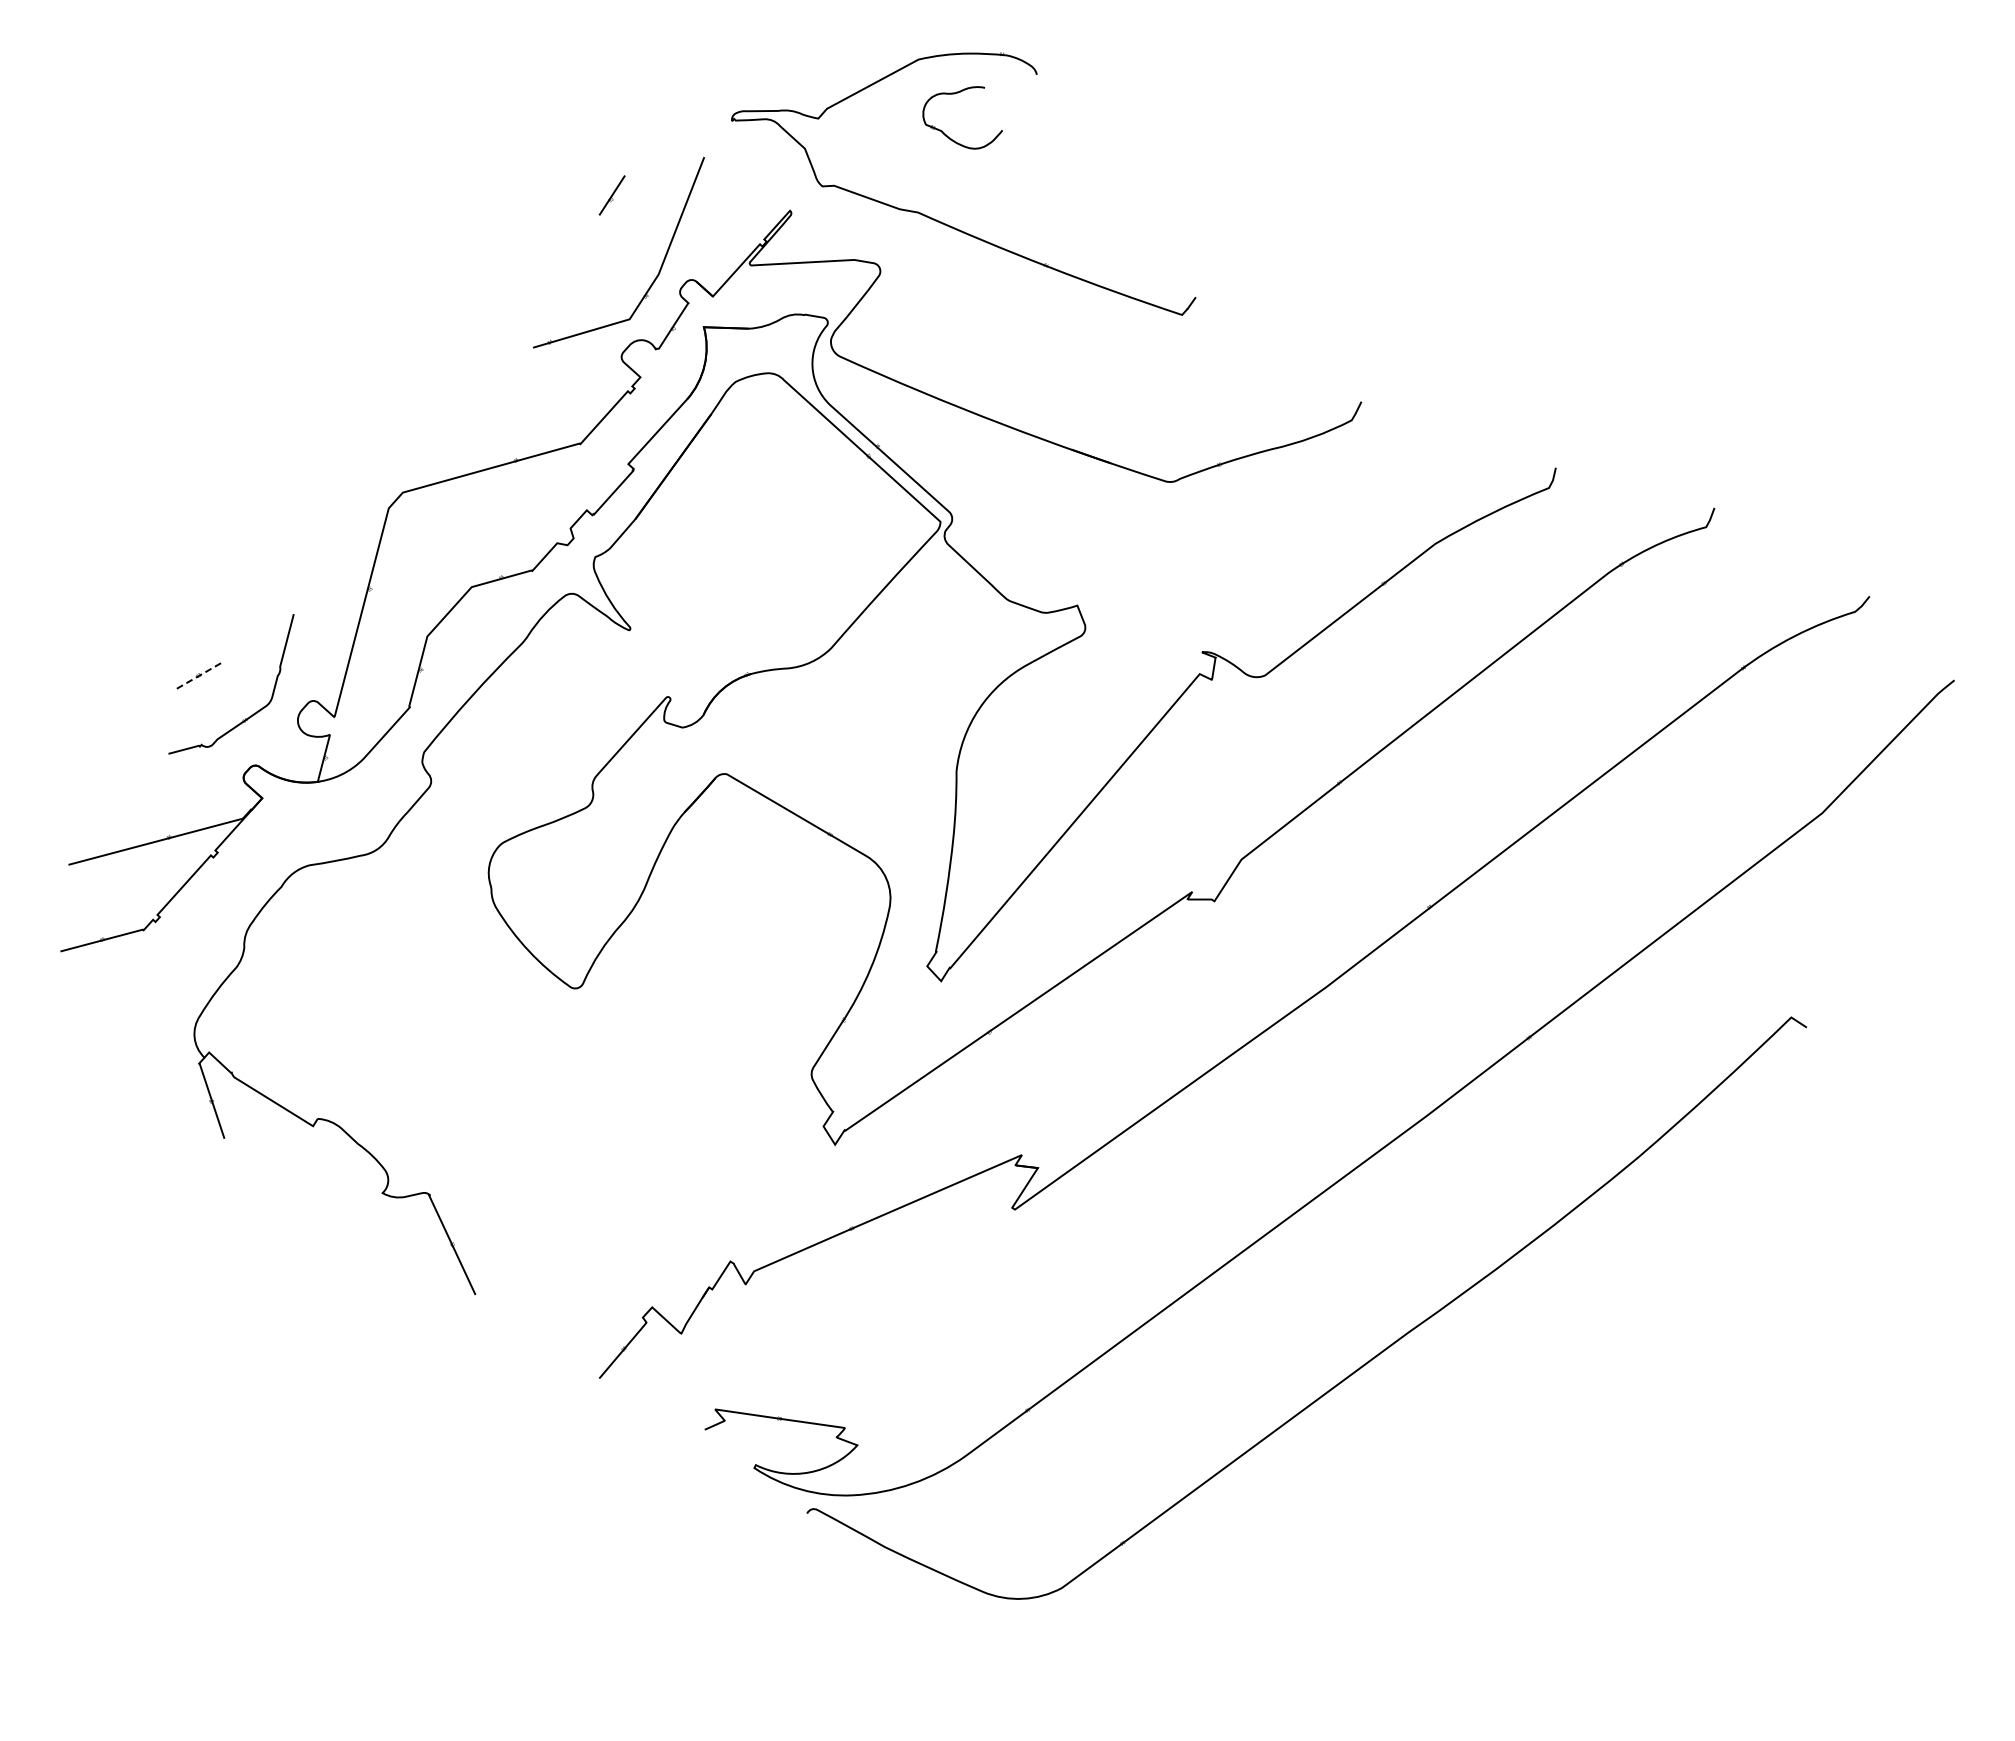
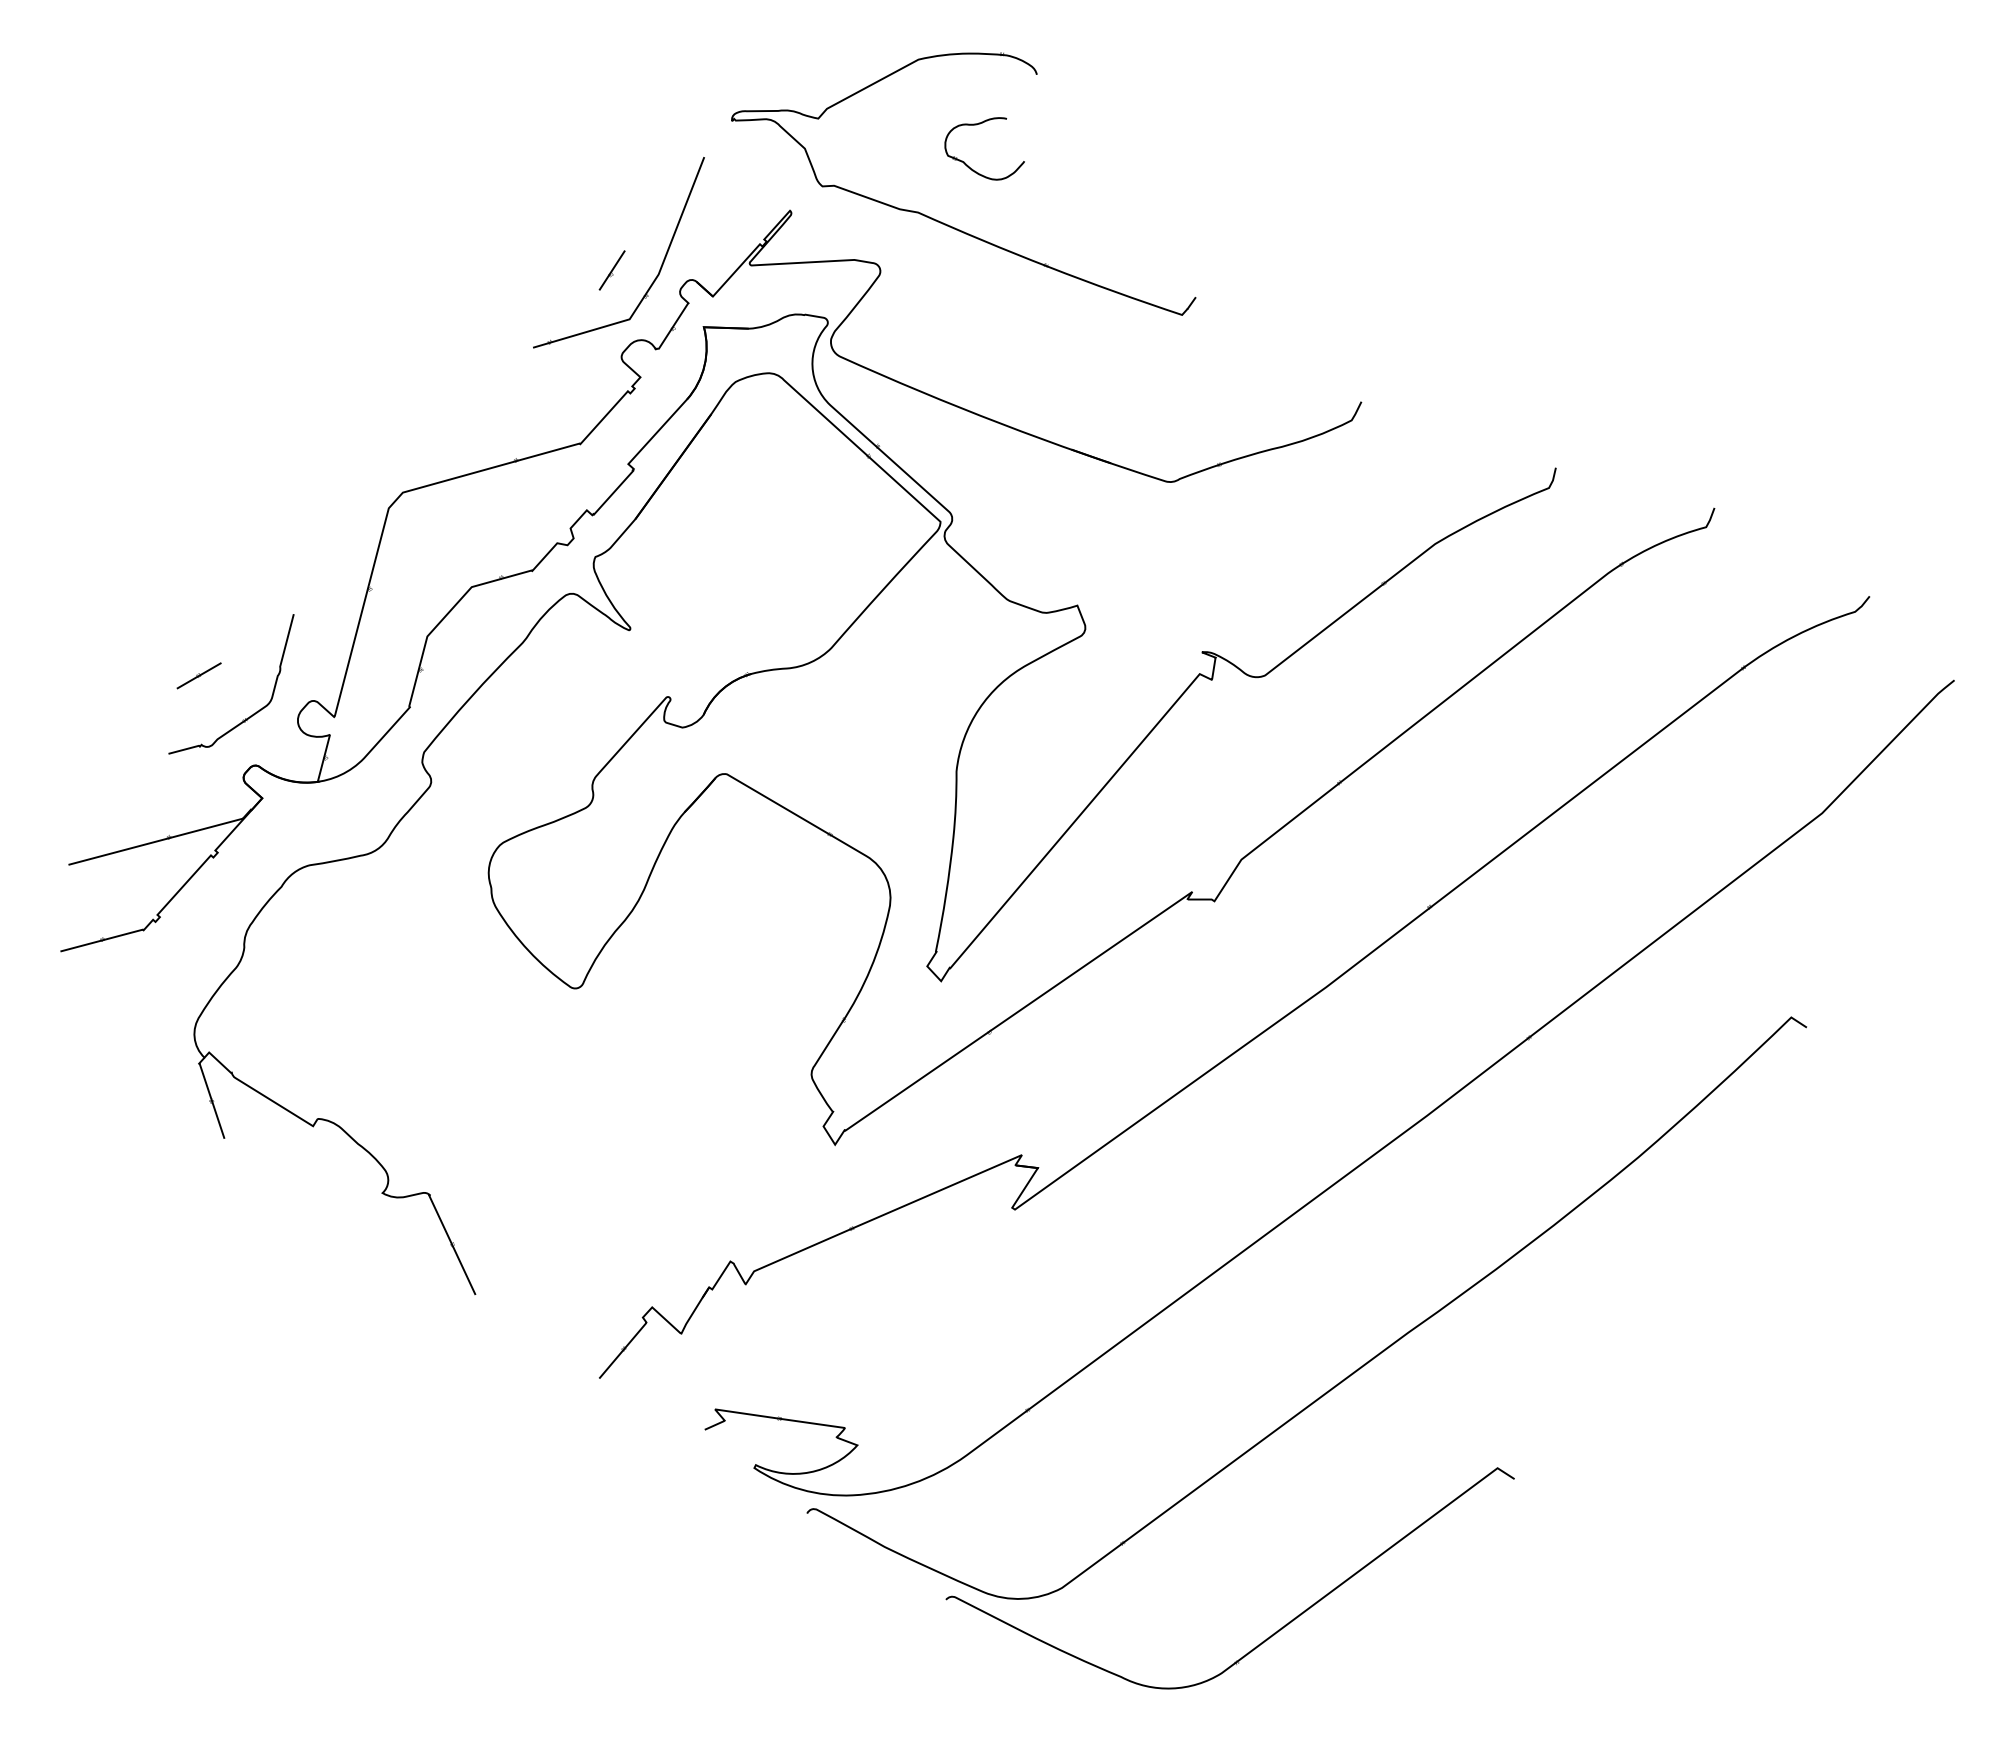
part position: (950, 137) -> (972, 168) (972, 168)
part position: (611, 195) -> (611, 270) (611, 270)
line: dashed -> solid (199, 675)
part: none -> present (1270, 1635)
